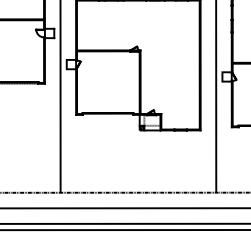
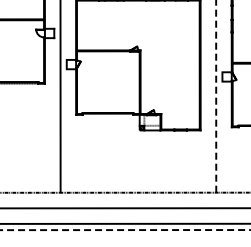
line: solid -> dashed (216, 95)
line: solid -> dashed (125, 230)
